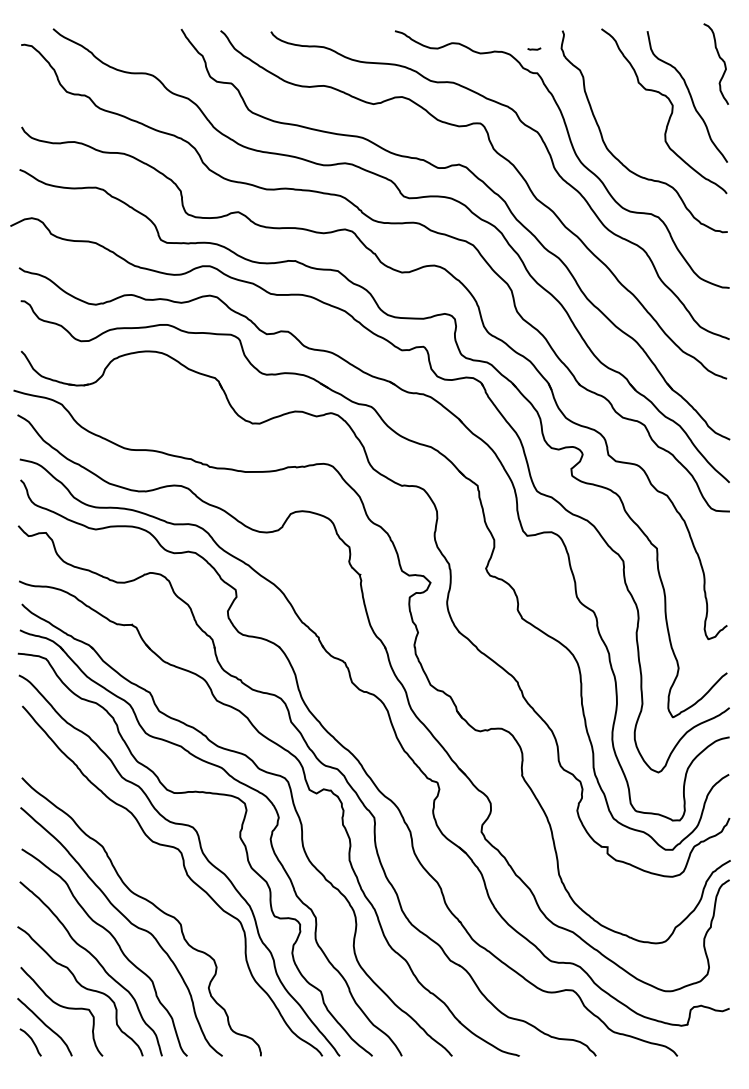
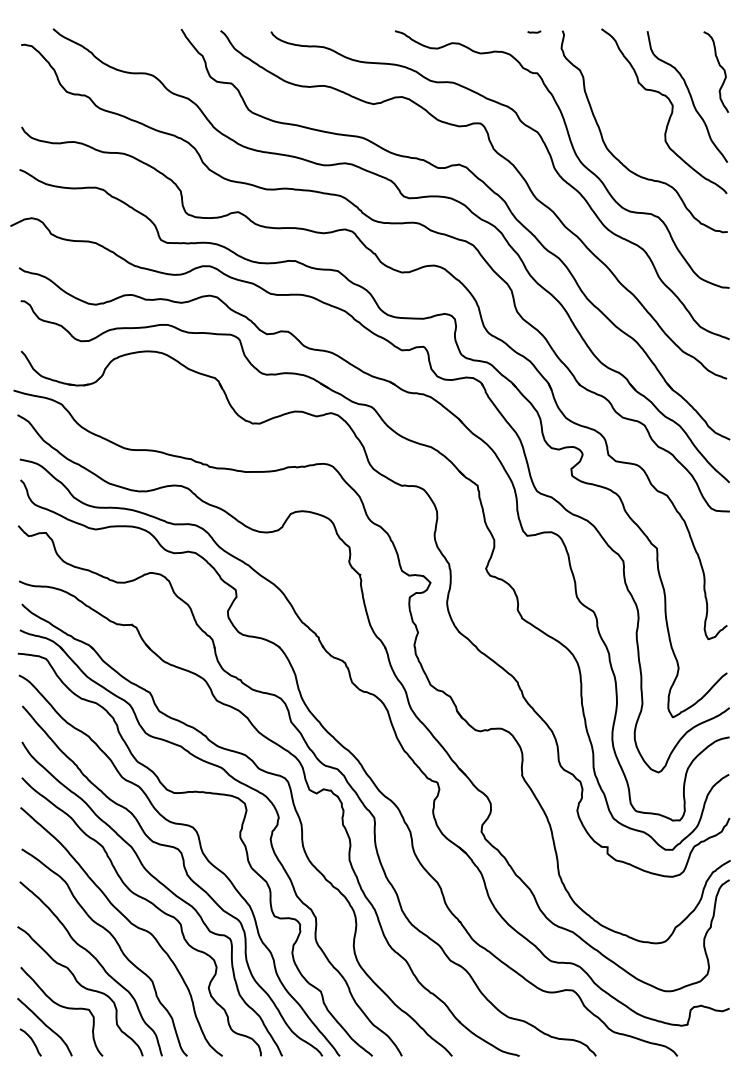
line position: (534, 48) -> (534, 31) (534, 31)
curve position: (720, 59) -> (720, 67) (720, 67)
curve: none -> present (163, 886)
